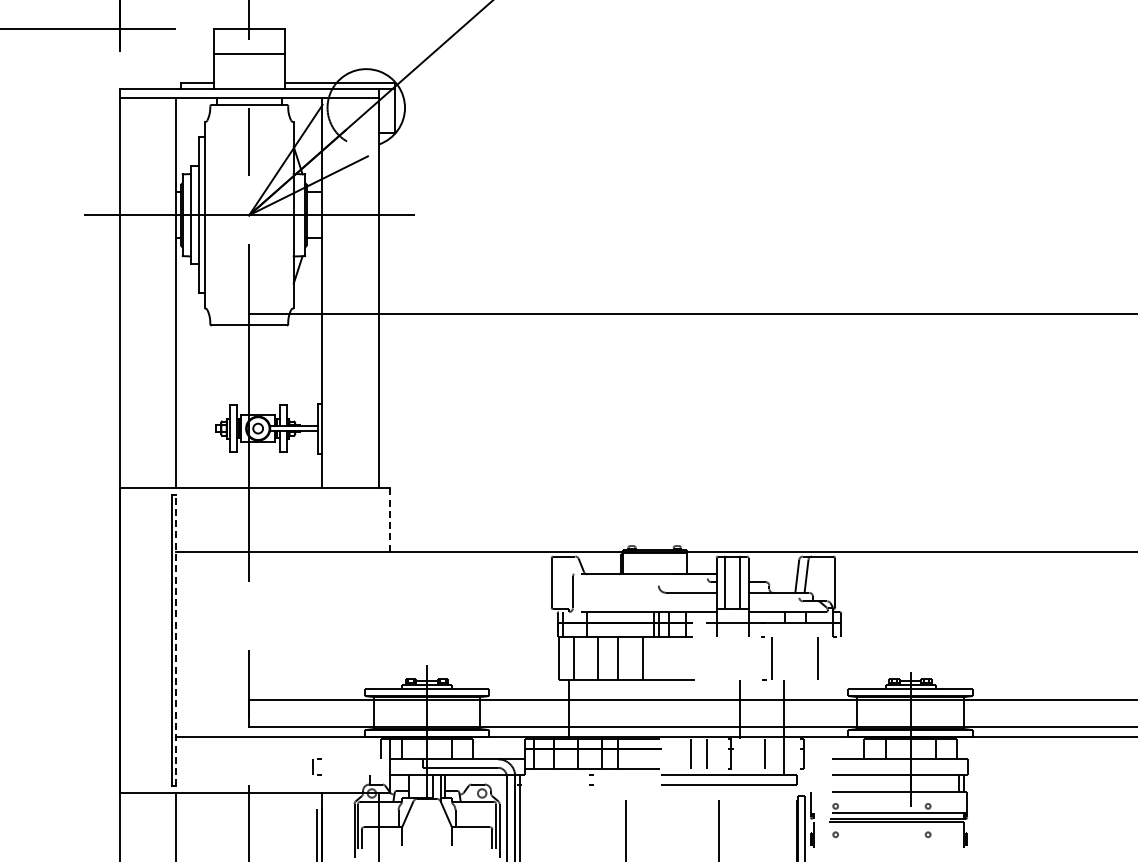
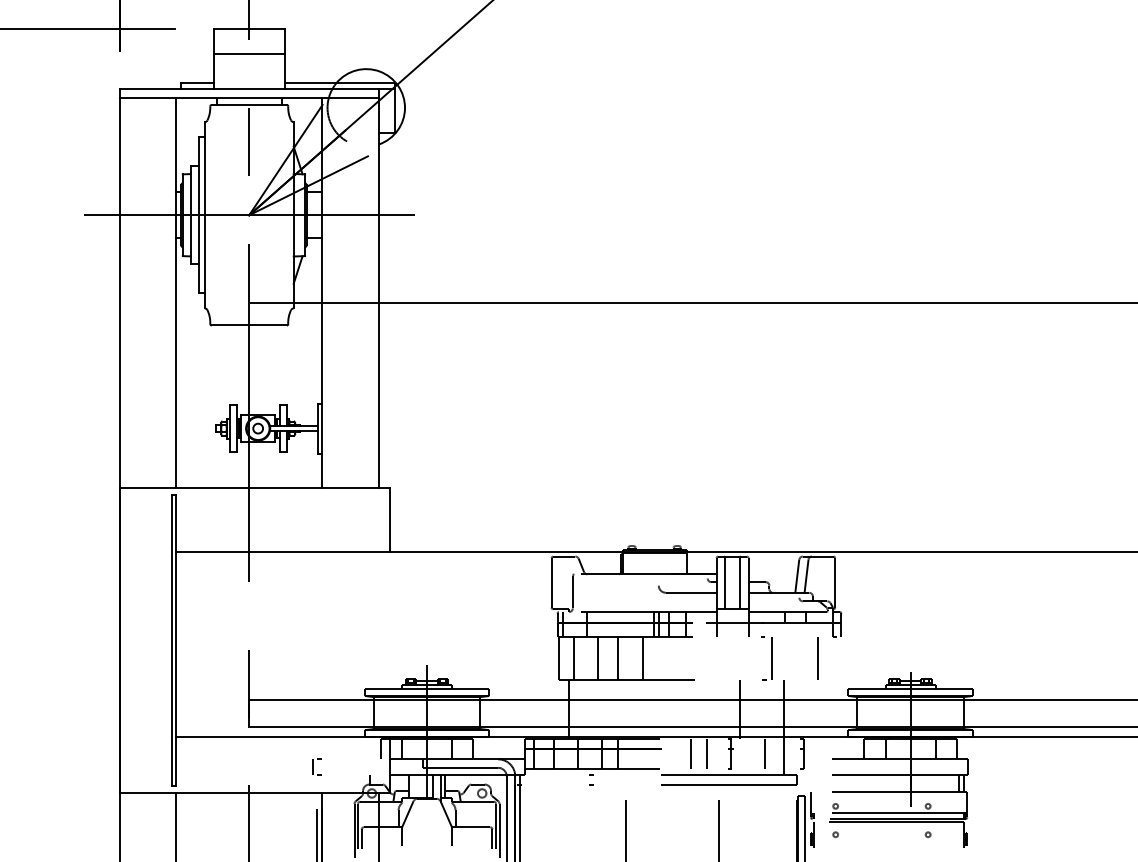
line position: (691, 314) -> (691, 303) (691, 303)
line: dashed -> solid (389, 519)
line: dashed -> solid (176, 640)
